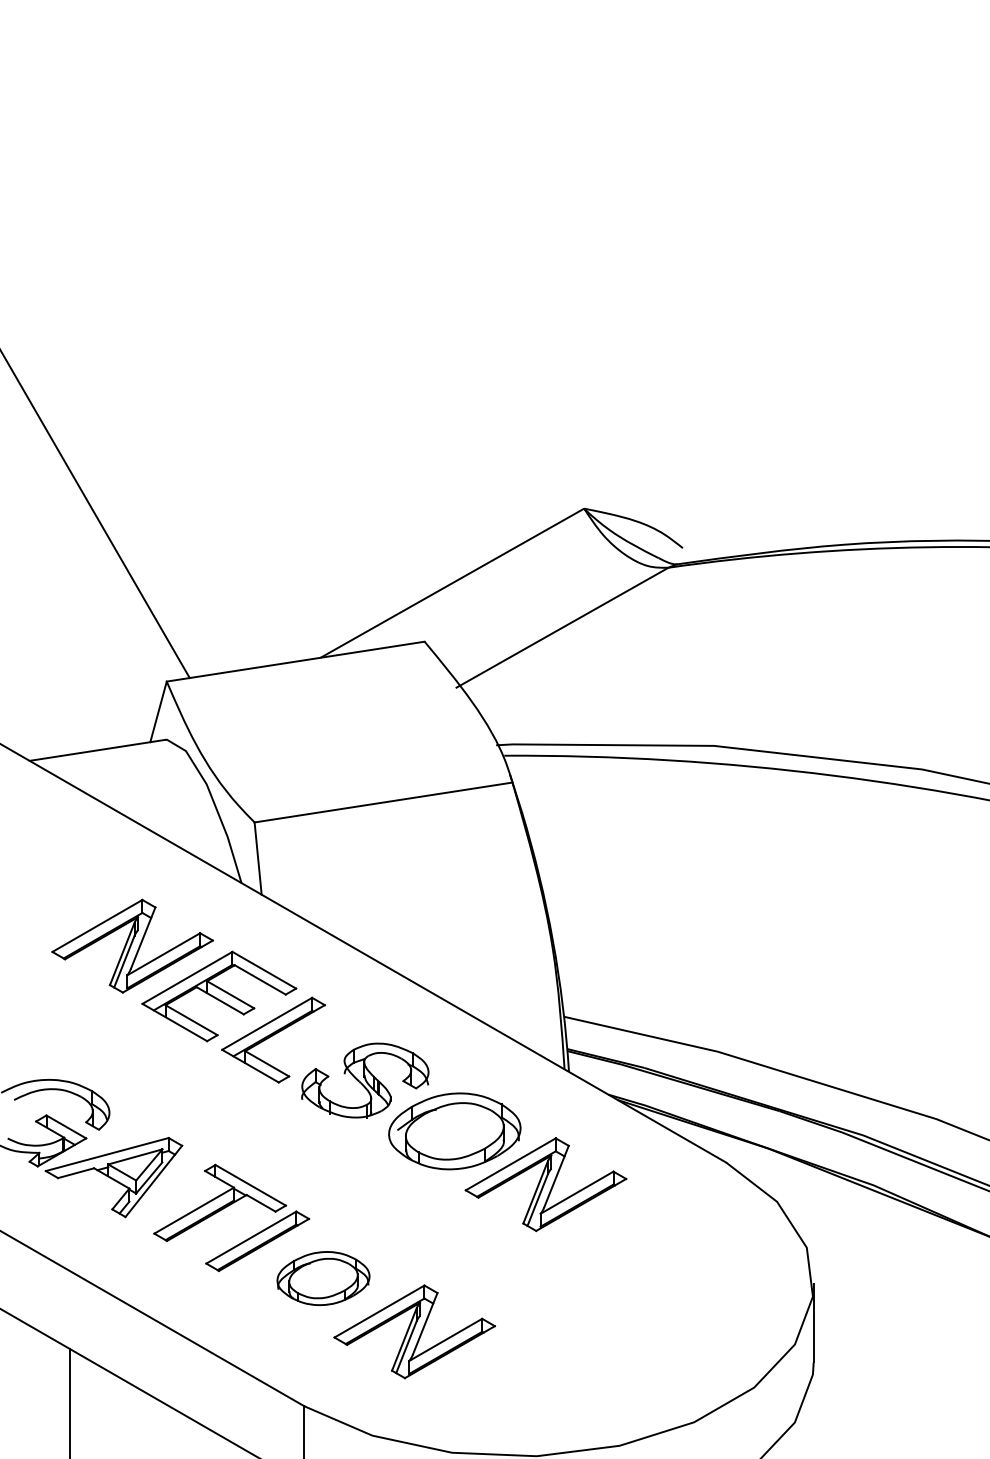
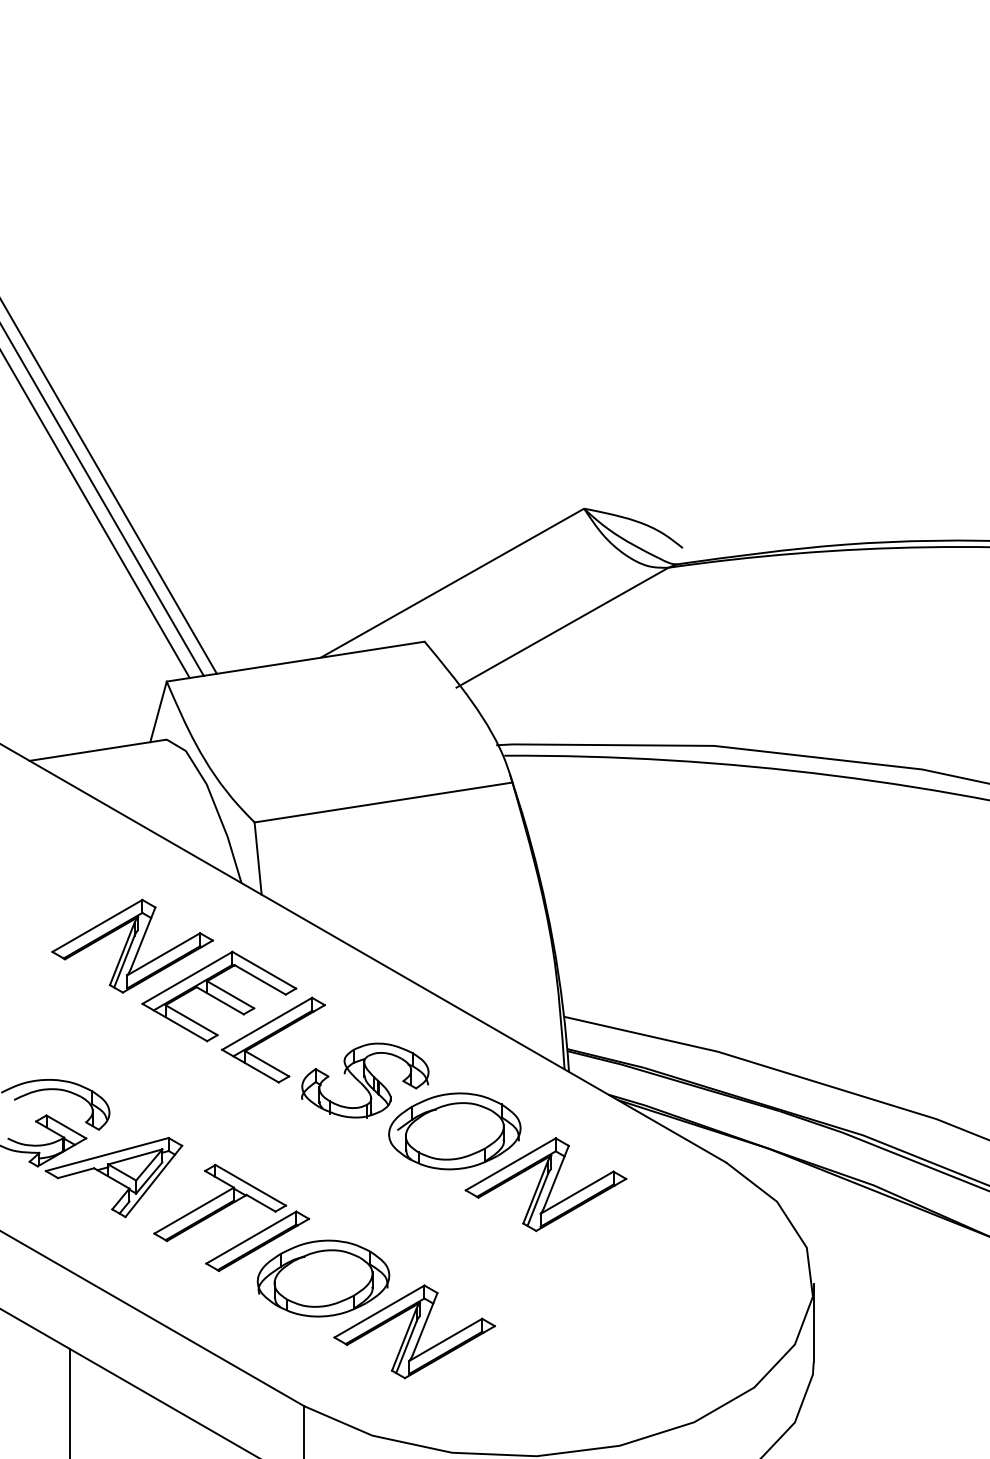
line: none -> present (109, 487)
line: none -> present (102, 500)
part size: 95x55 px -> 135x79 px (323, 1278)
